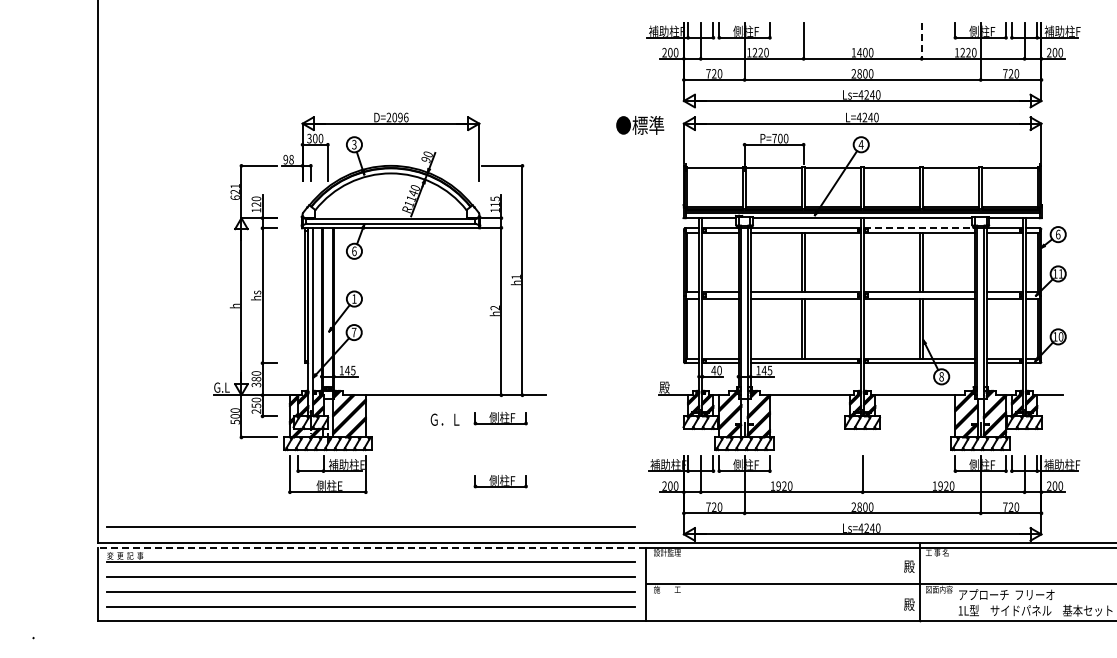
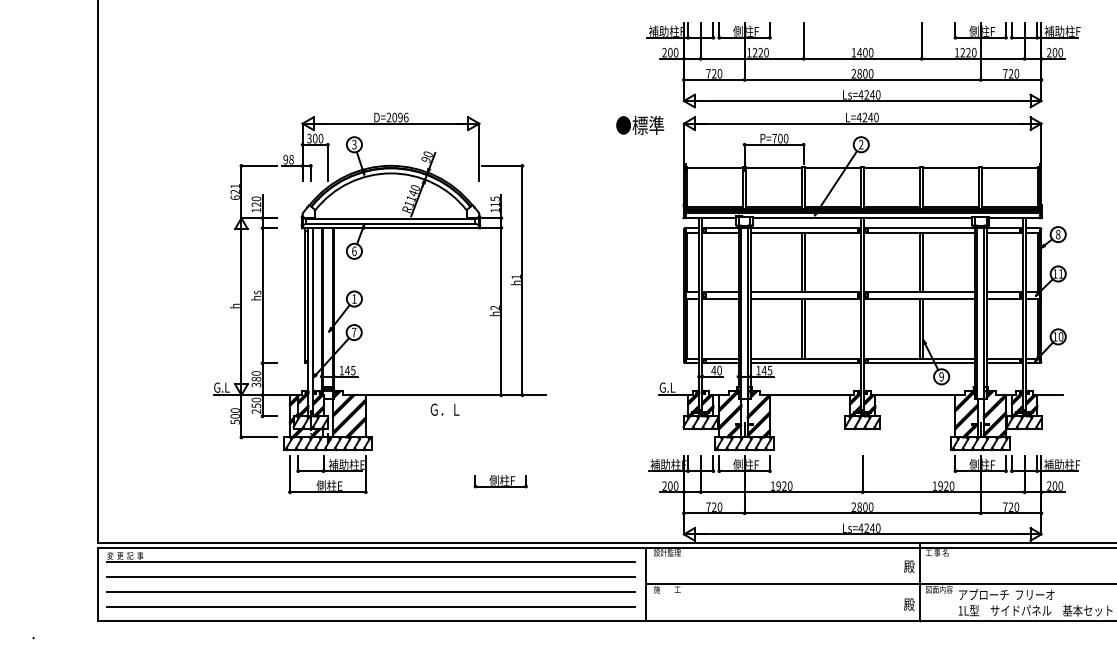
line: dashed -> solid (921, 41)
text: 4 -> 2 (860, 144)
line: dashed -> solid (920, 228)
text: 6 -> 8 (1058, 234)
text: 8 -> 9 (941, 376)
text: 殿 -> G.L (667, 387)
part: present -> none (500, 418)
text position: (444, 419) -> (444, 409) (444, 409)
line: present -> none (370, 526)
line: dashed -> solid (371, 547)
